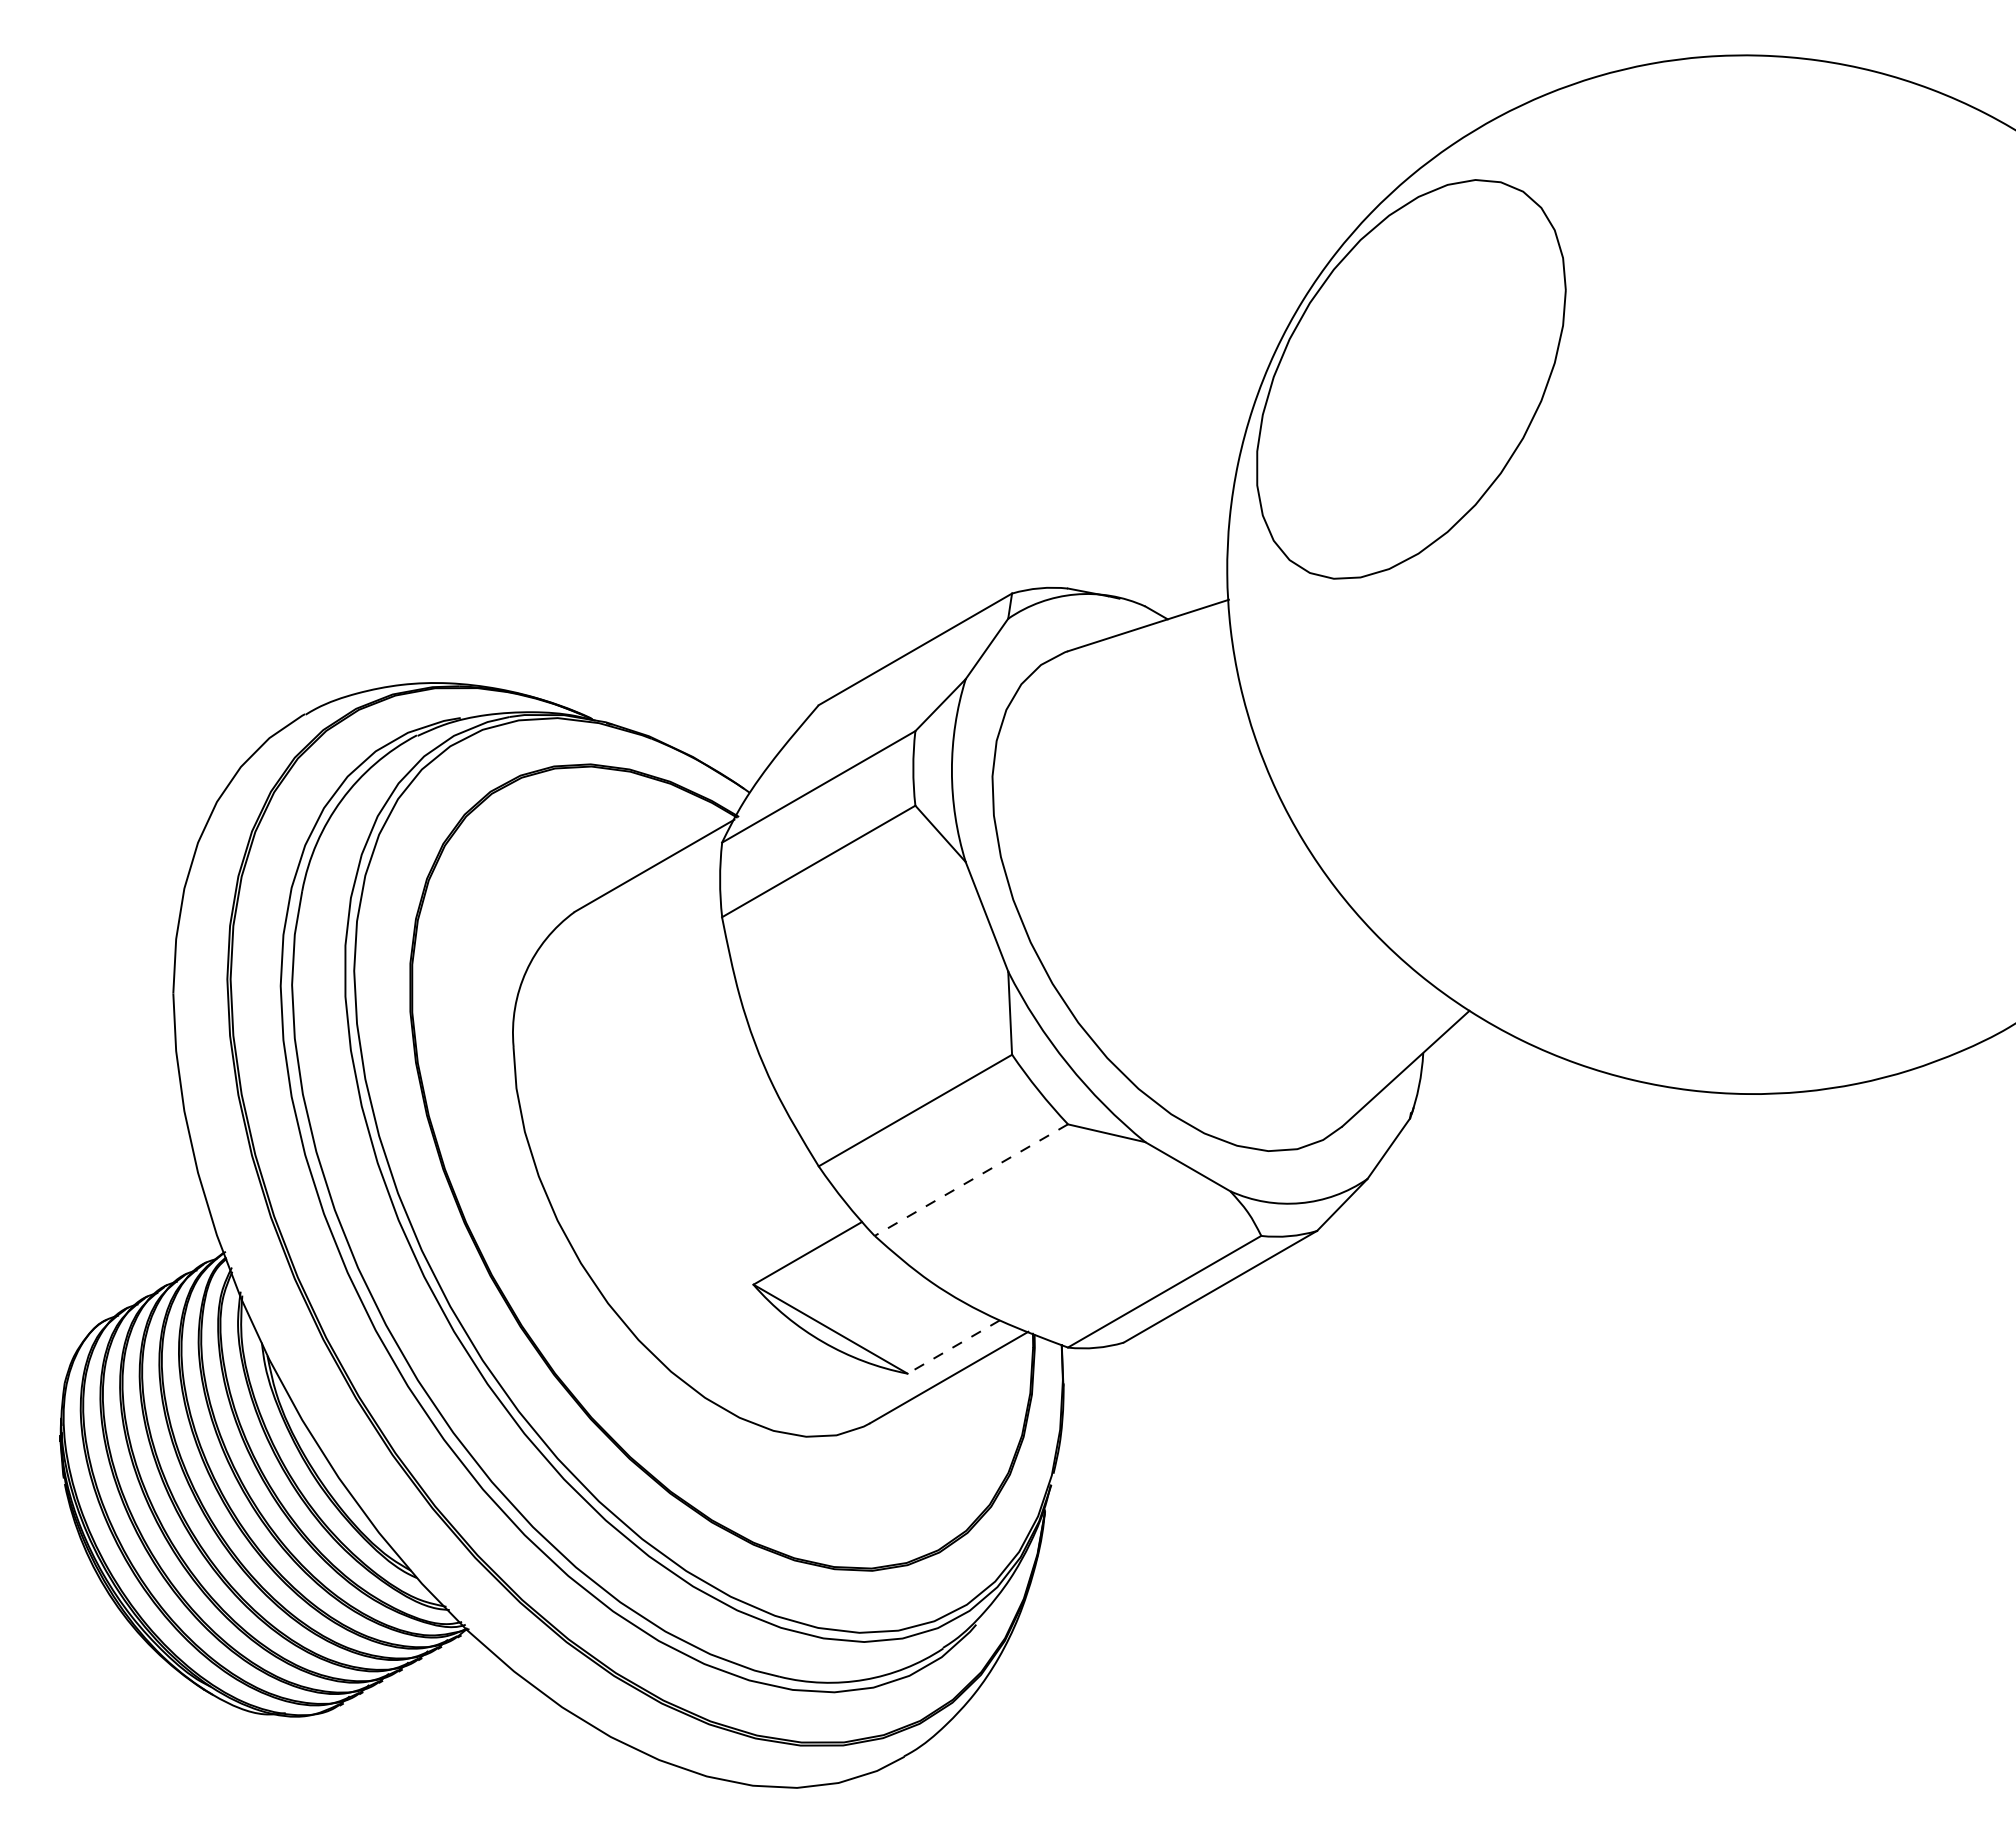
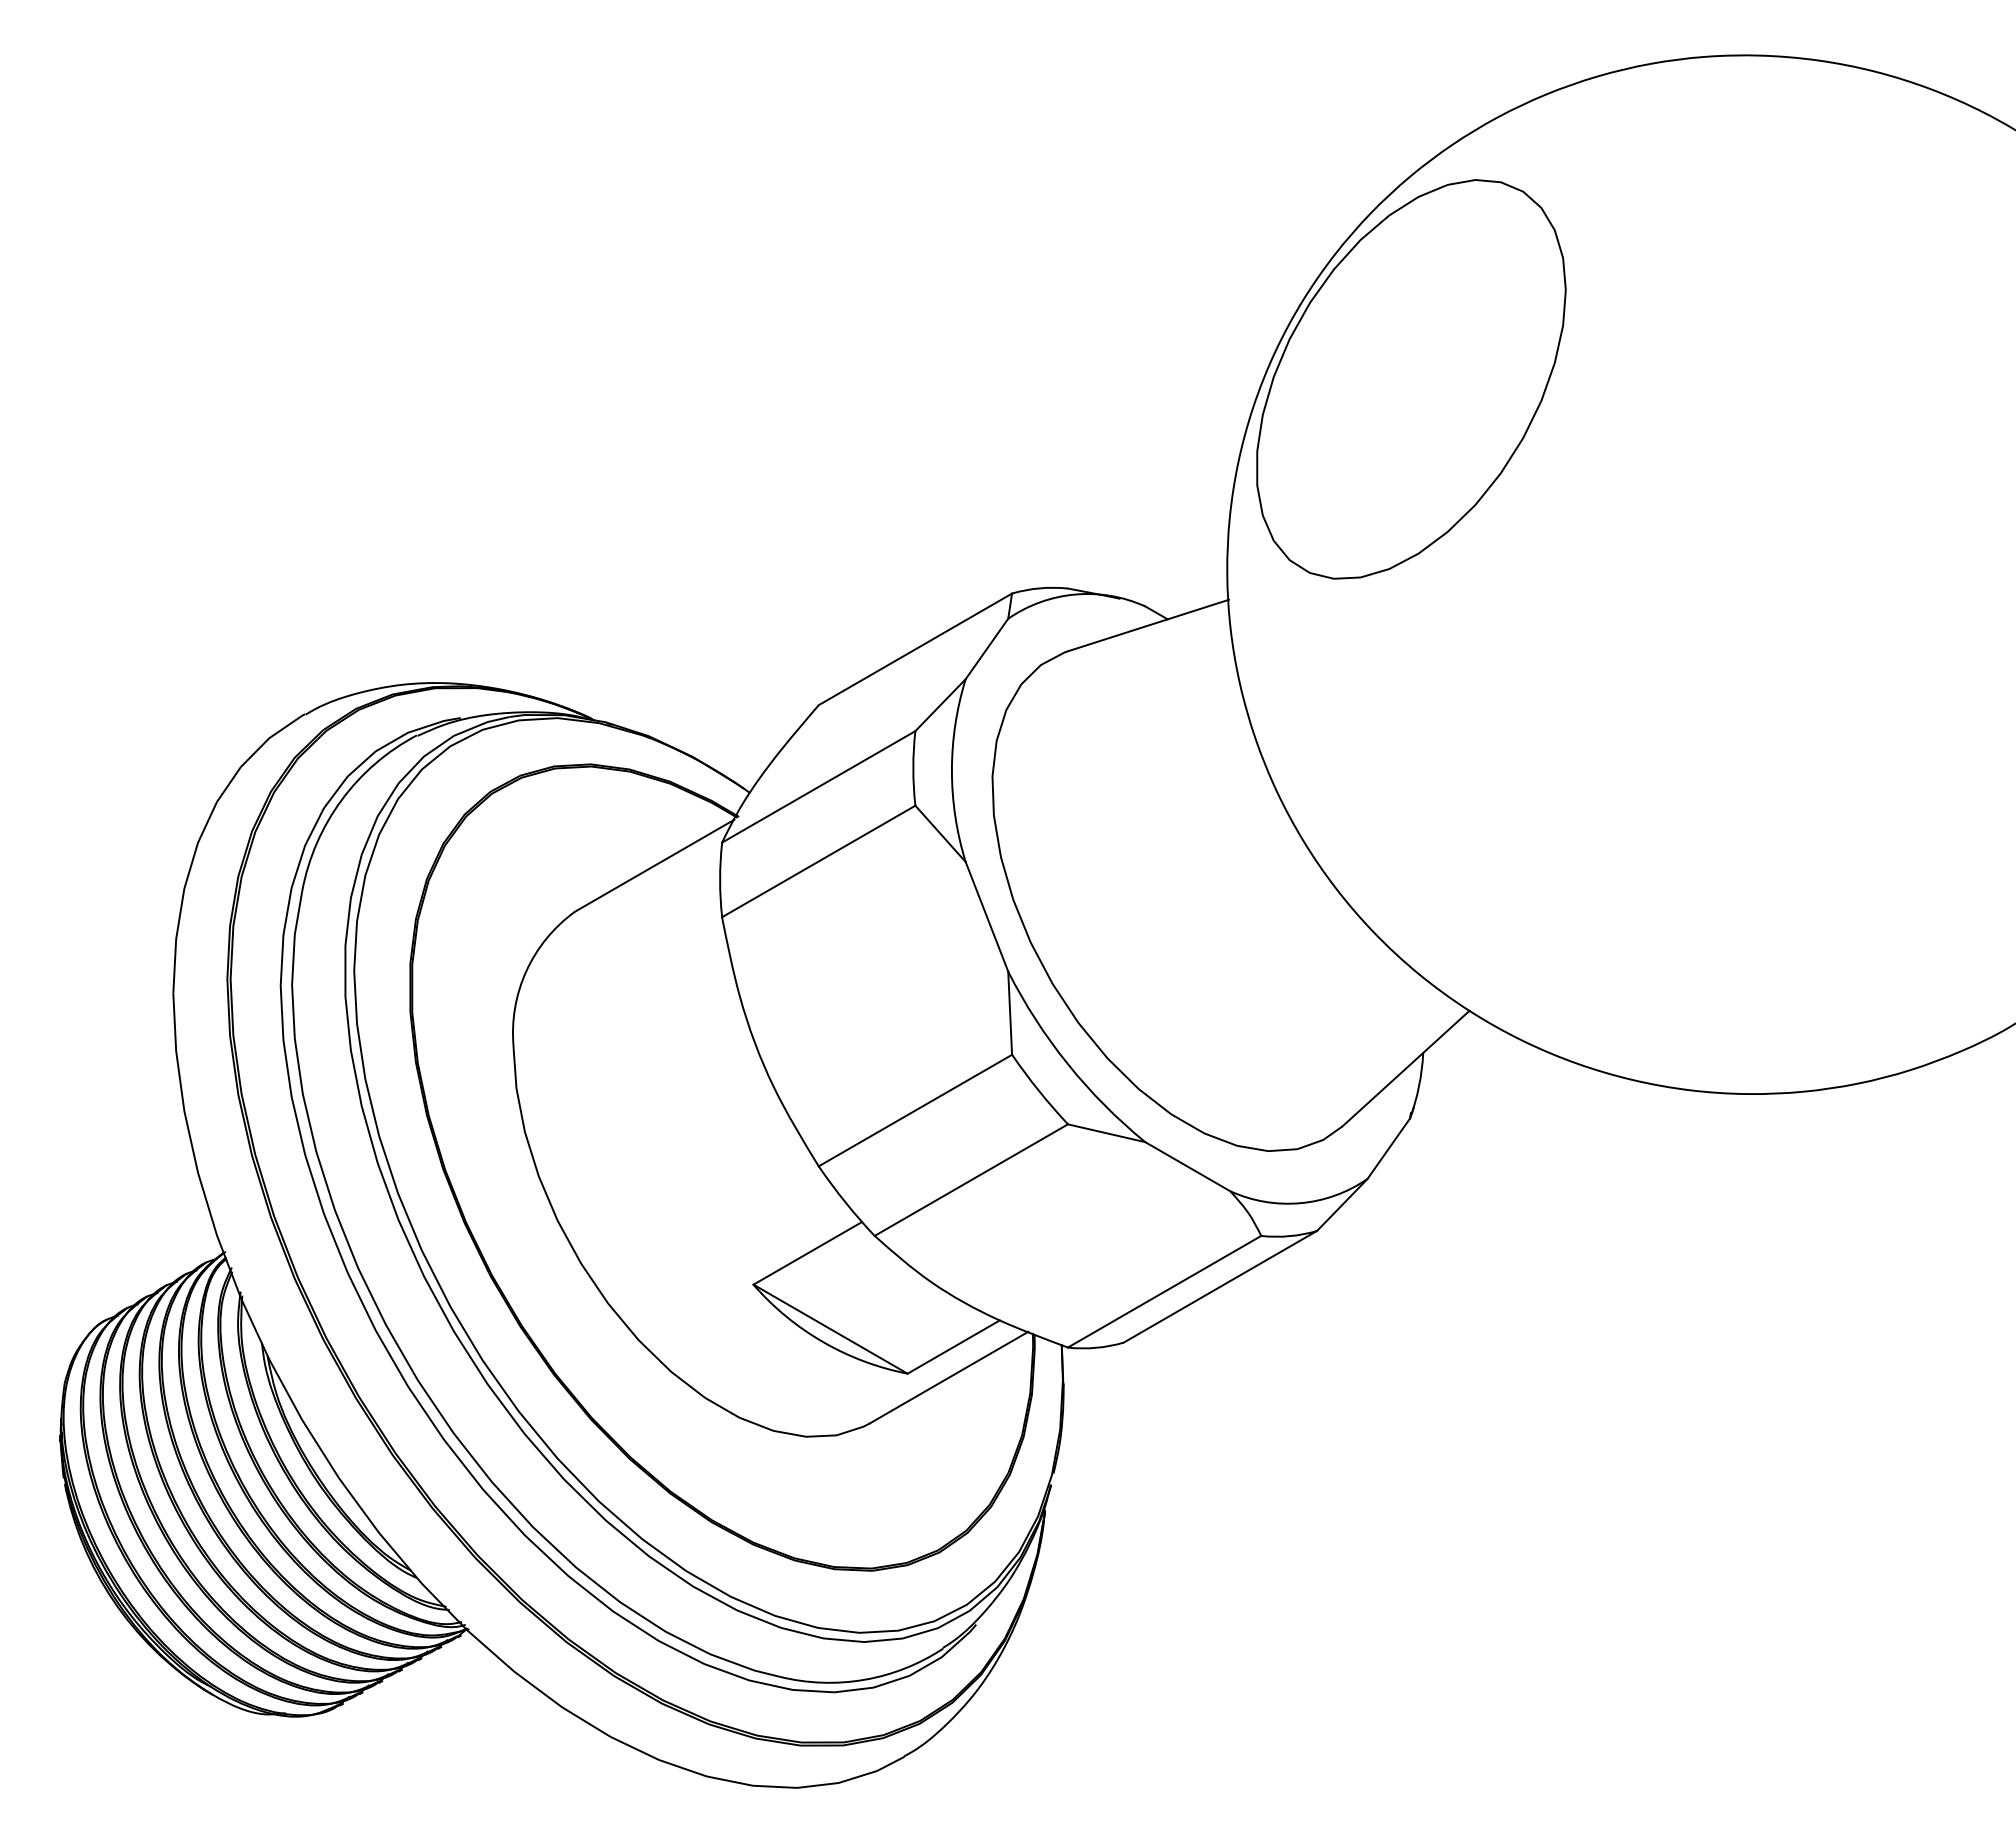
line: dashed -> solid (971, 1180)
line: dashed -> solid (953, 1347)
